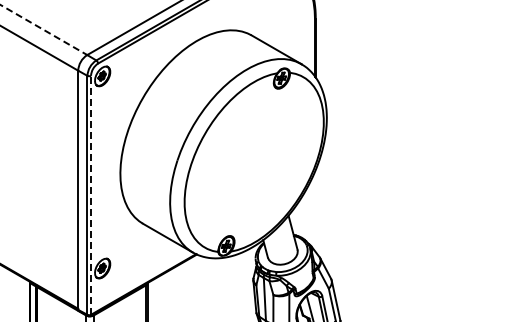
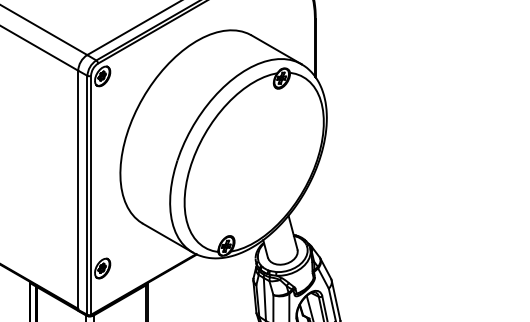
line: dashed -> solid (43, 30)
line: dashed -> solid (91, 194)
